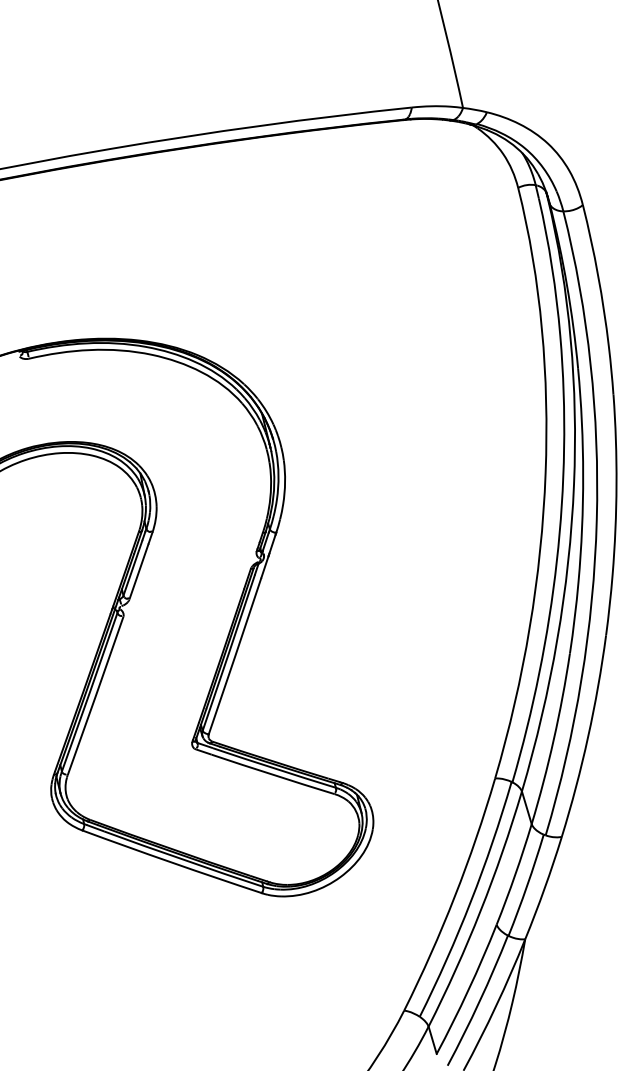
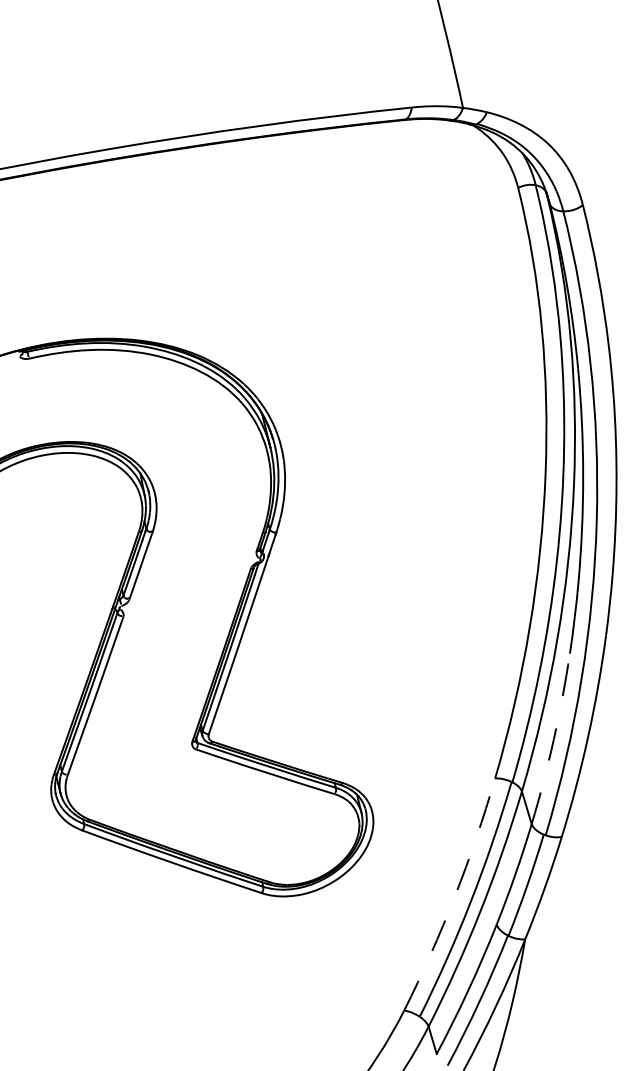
arc: solid -> dashed (553, 739)
arc: solid -> dashed (454, 896)
